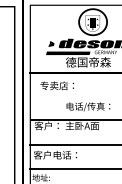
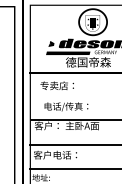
text position: (88, 106) -> (66, 106) (66, 106)
